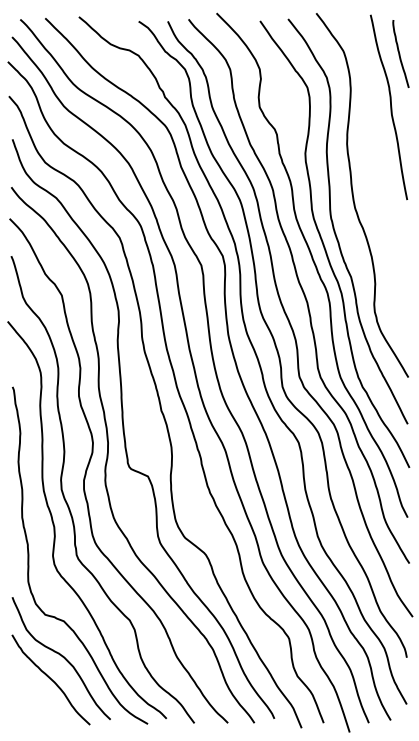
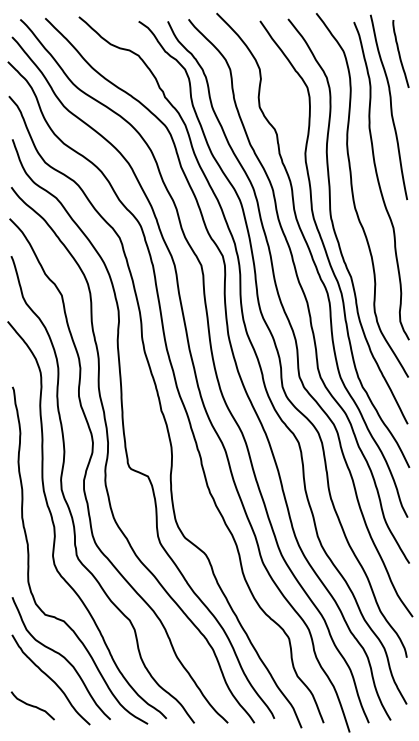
curve: none -> present (379, 180)
curve: none -> present (32, 705)
